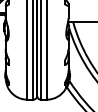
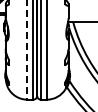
line: solid -> dashed (27, 50)
